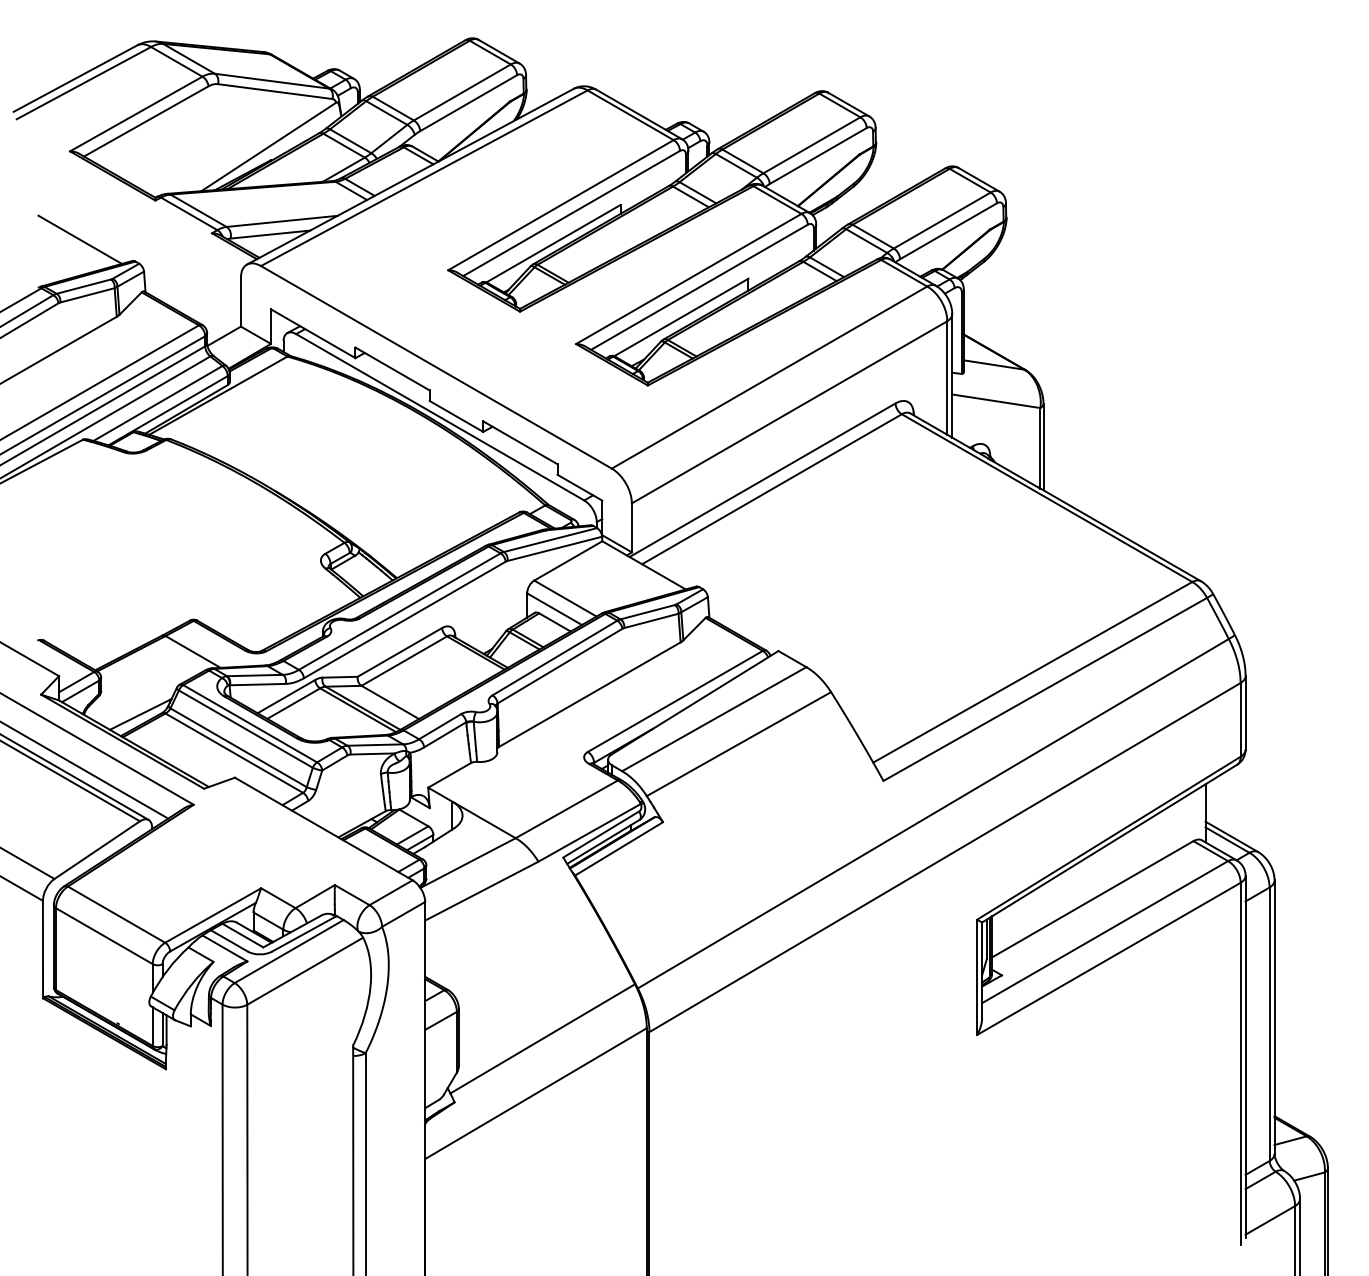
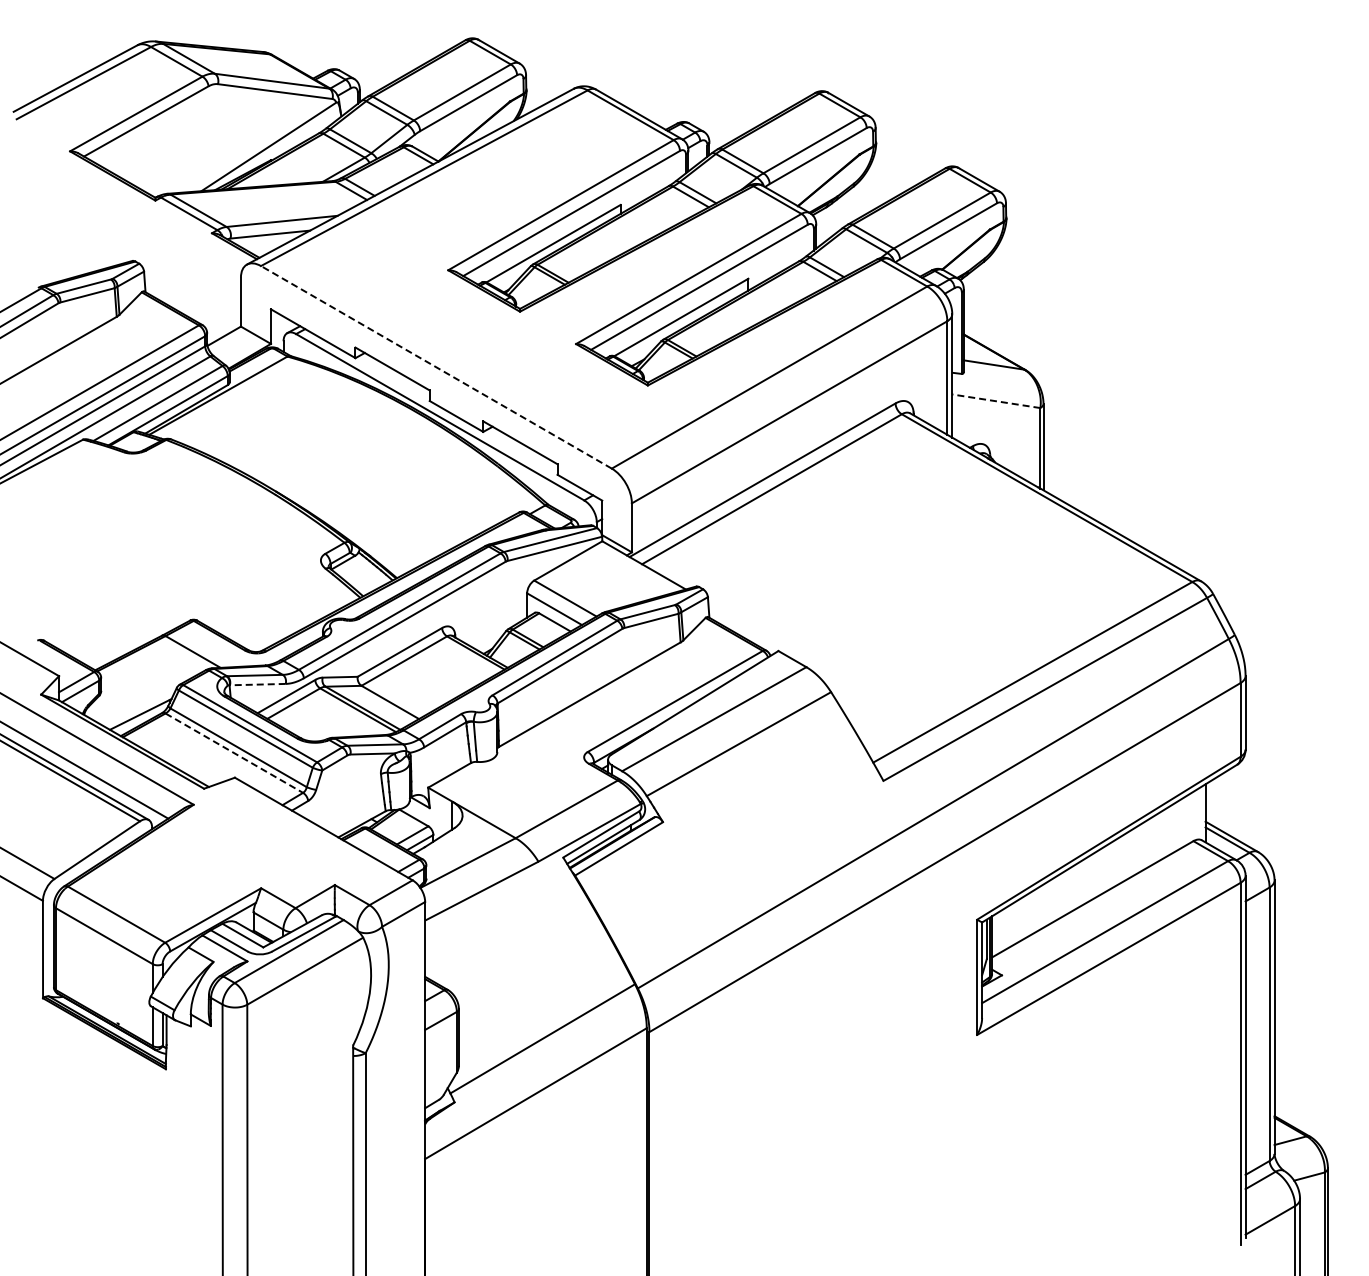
line: present -> none (79, 239)
line: solid -> dashed (436, 367)
line: solid -> dashed (996, 401)
line: solid -> dashed (257, 684)
line: solid -> dashed (234, 753)
